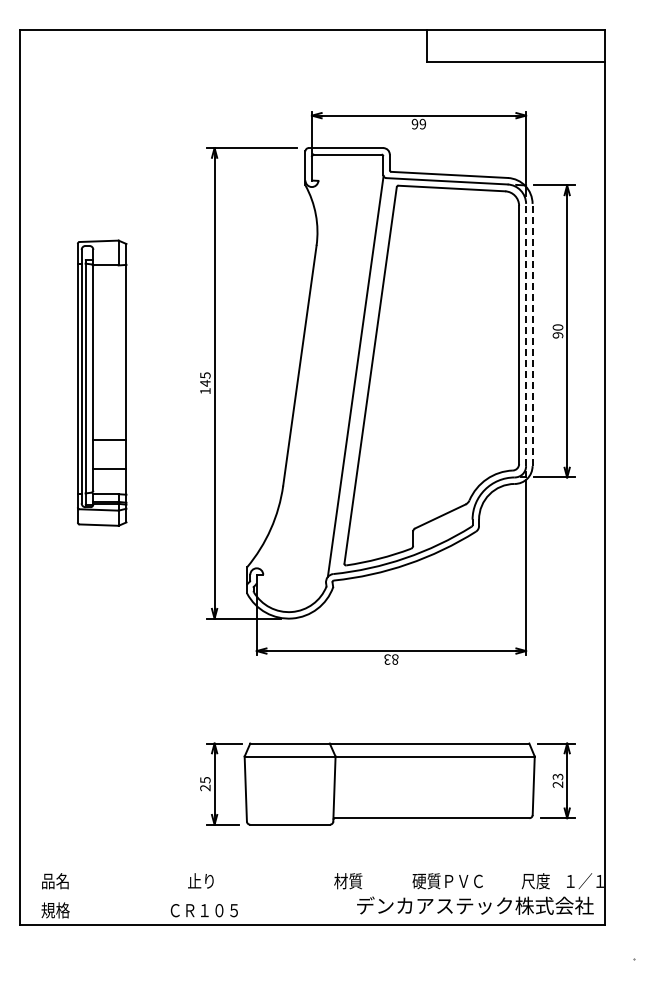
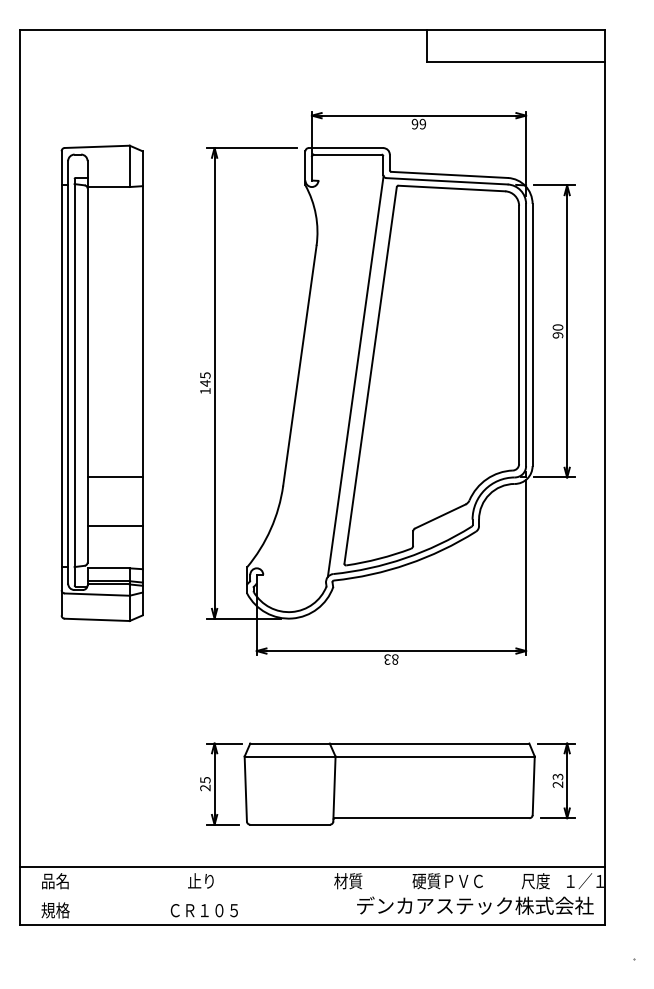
line: dashed -> solid (526, 334)
line: dashed -> solid (532, 334)
part size: 51x288 px -> 84x478 px (101, 382)
line: none -> present (312, 866)
